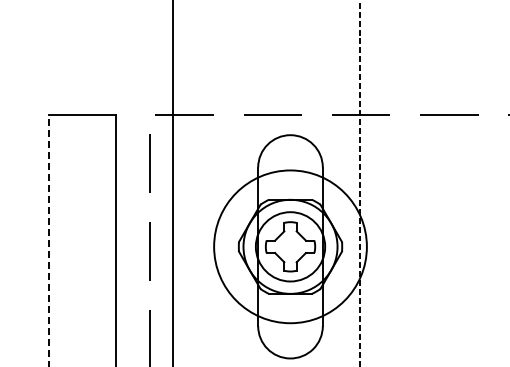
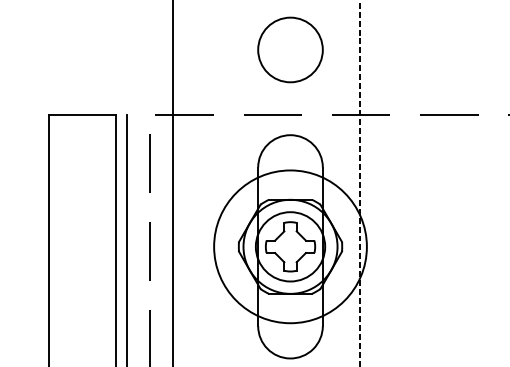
circle: none -> present (290, 49)
line: none -> present (126, 239)
line: dashed -> solid (48, 240)
